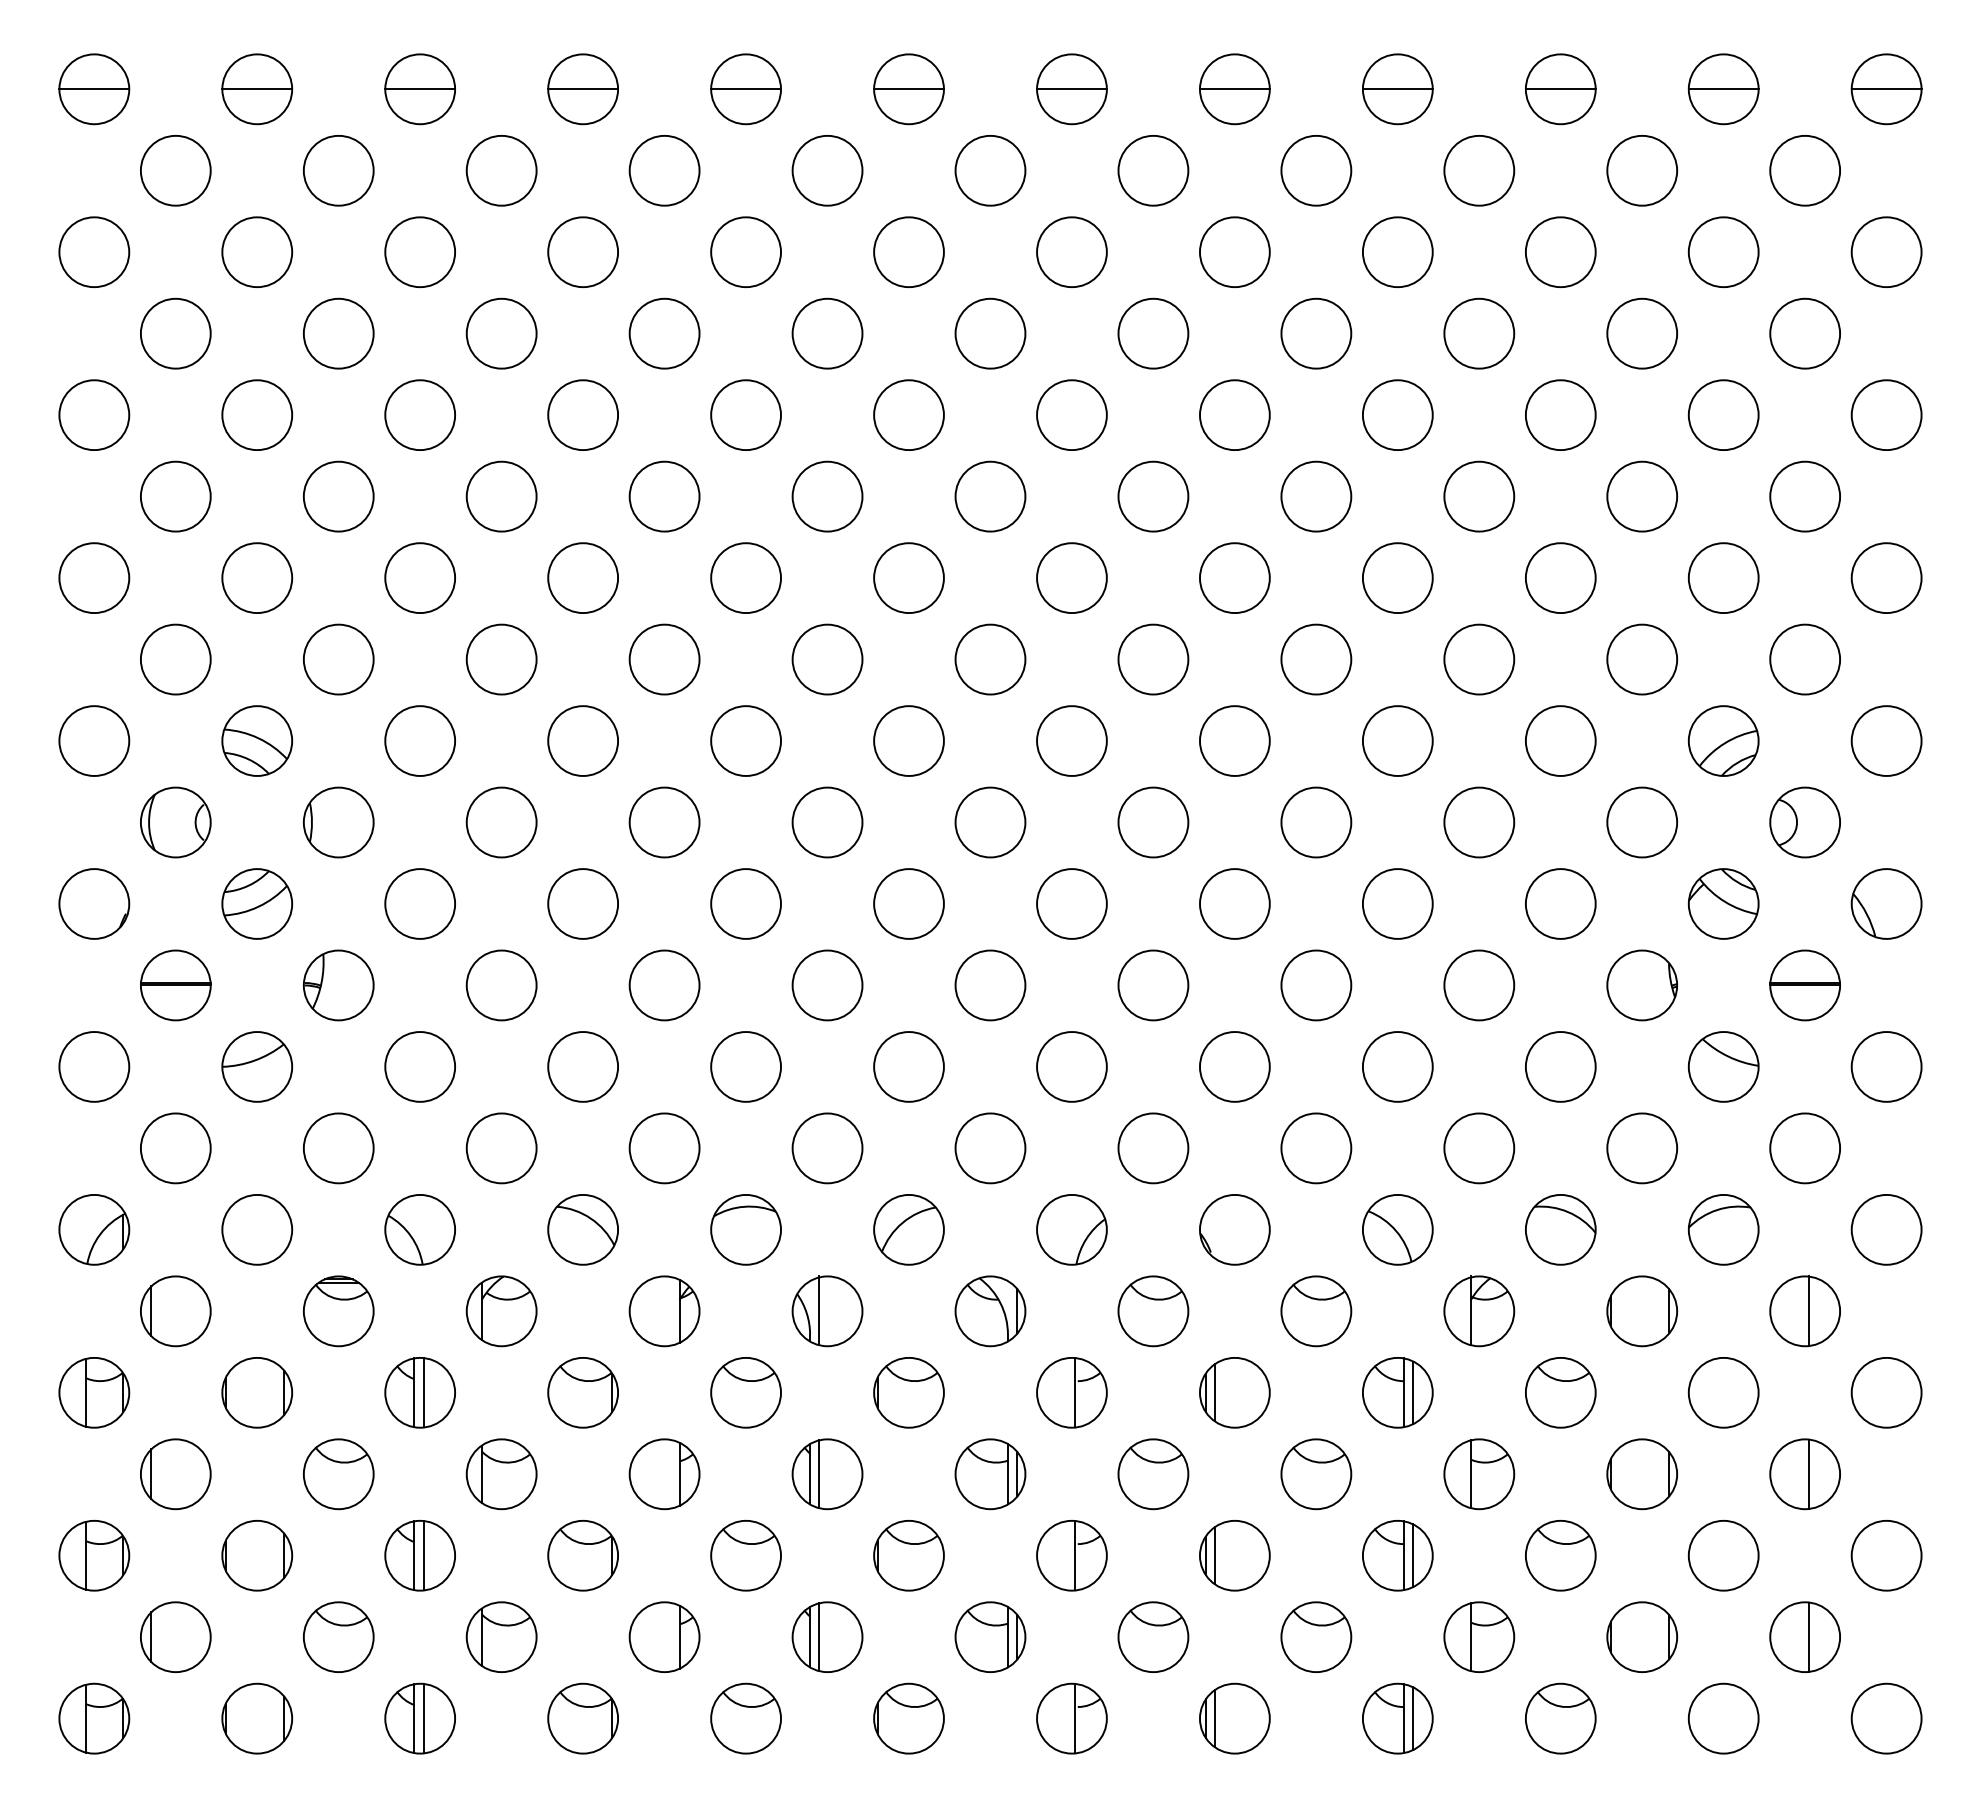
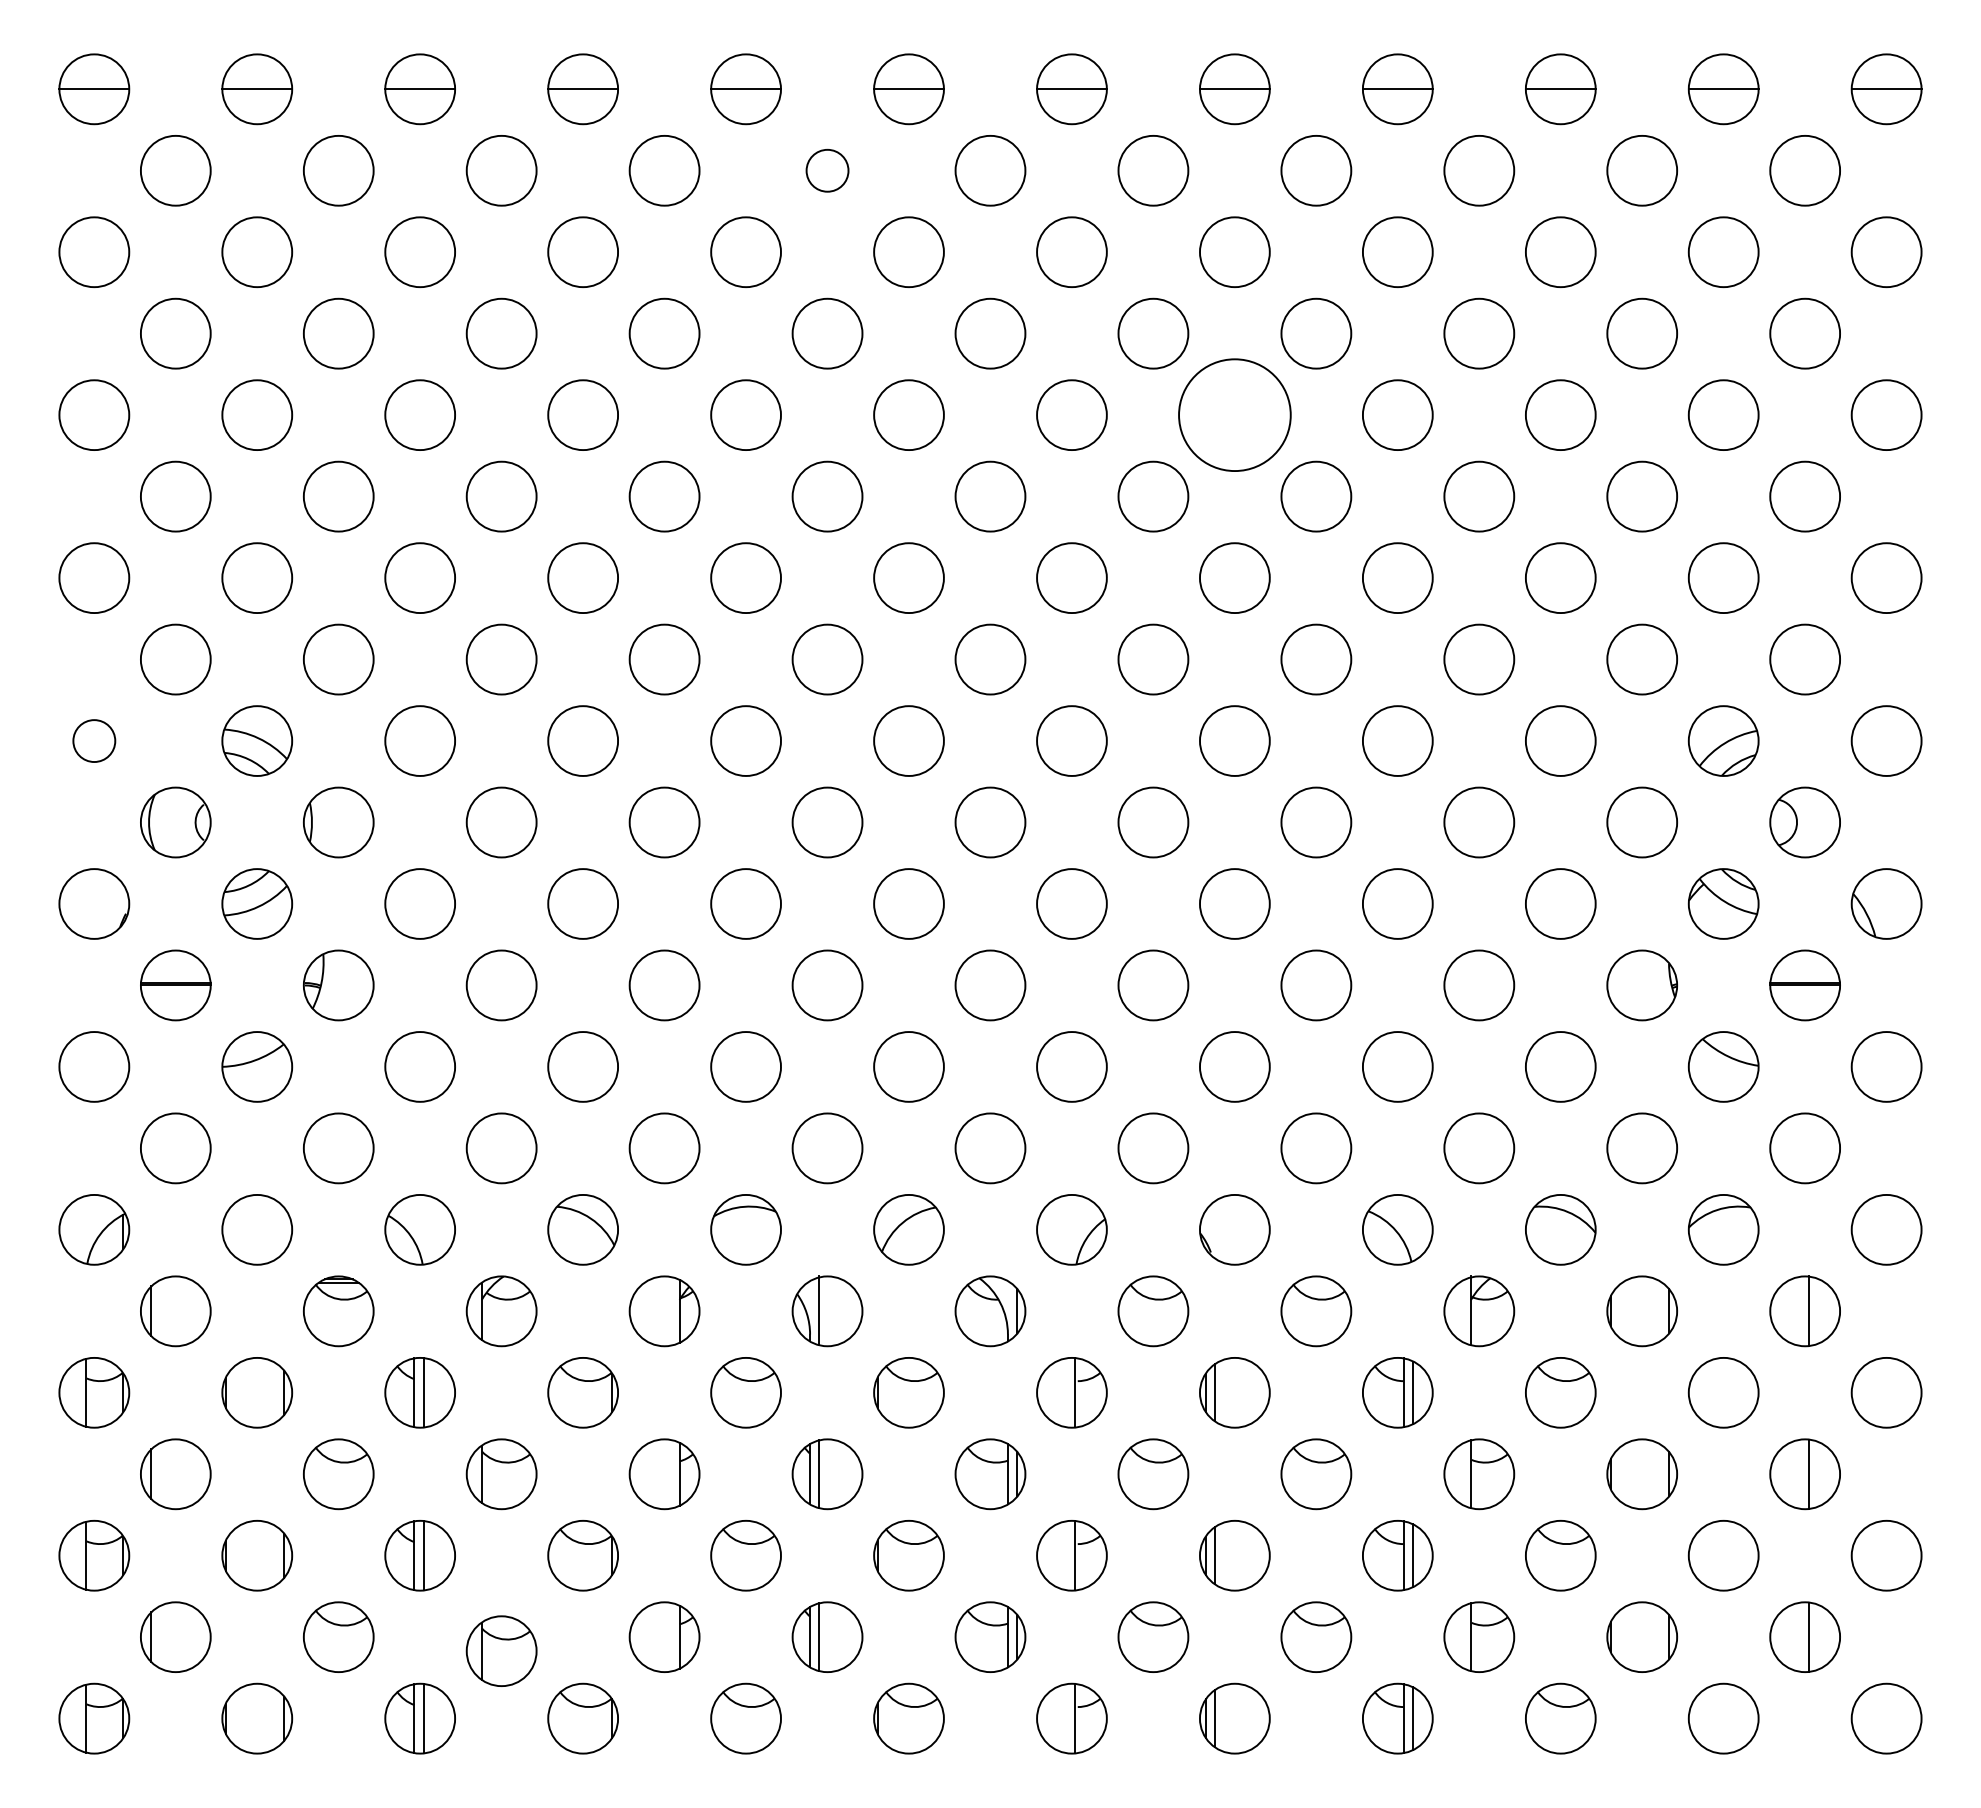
circle diameter: 70 px -> 42 px (827, 170)
circle diameter: 70 px -> 112 px (1234, 415)
circle diameter: 70 px -> 42 px (94, 741)
part position: (501, 1636) -> (501, 1650) (501, 1650)
